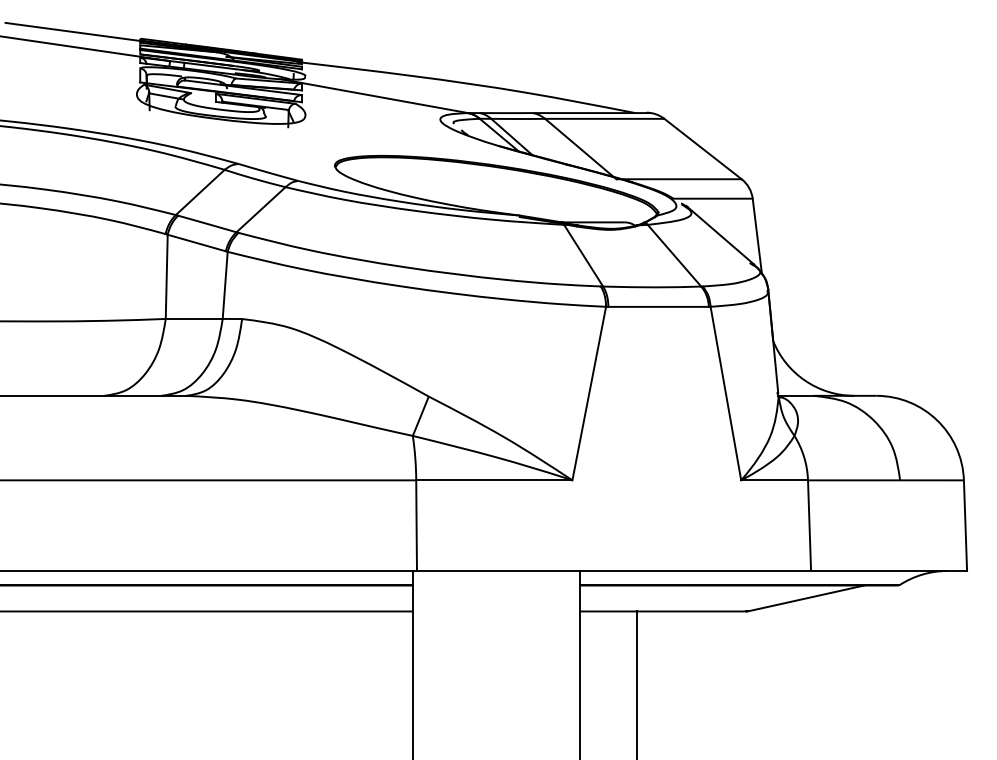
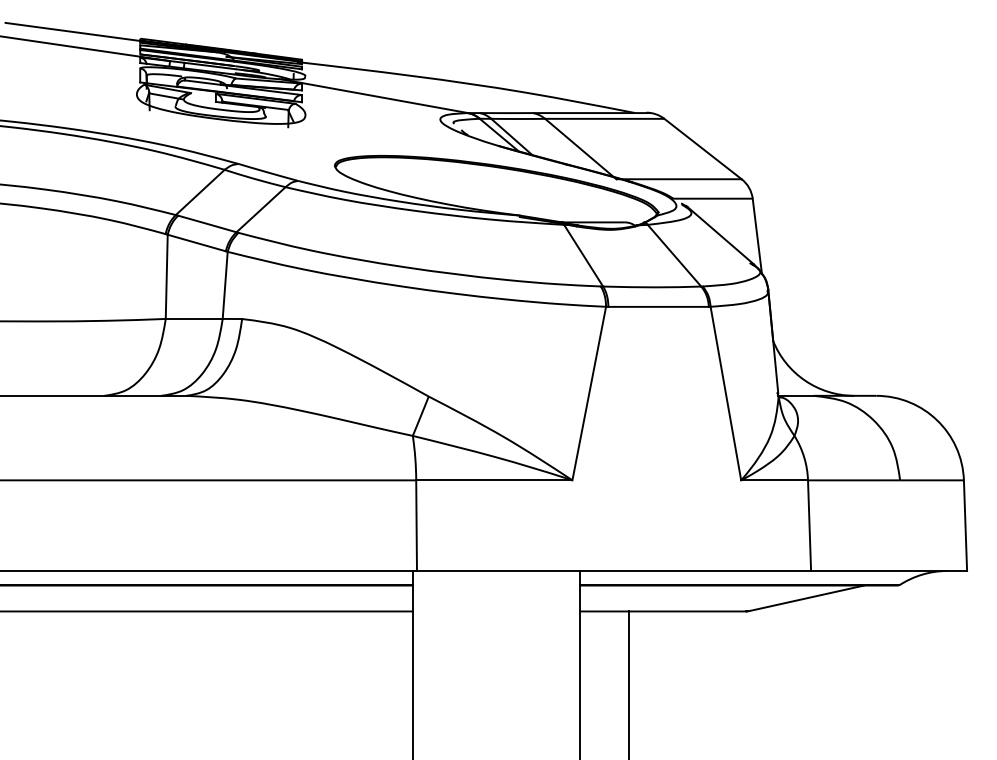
line position: (636, 683) -> (628, 683) (628, 683)
